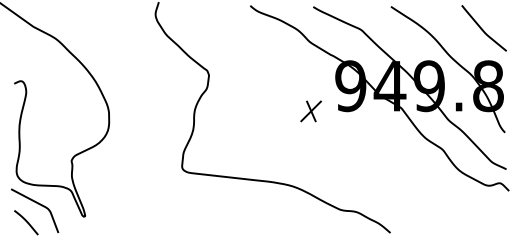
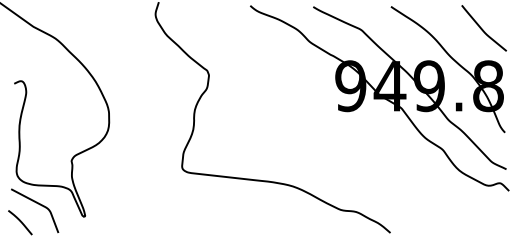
part: present -> none (310, 111)
line position: (26, 222) -> (20, 222) (20, 222)
